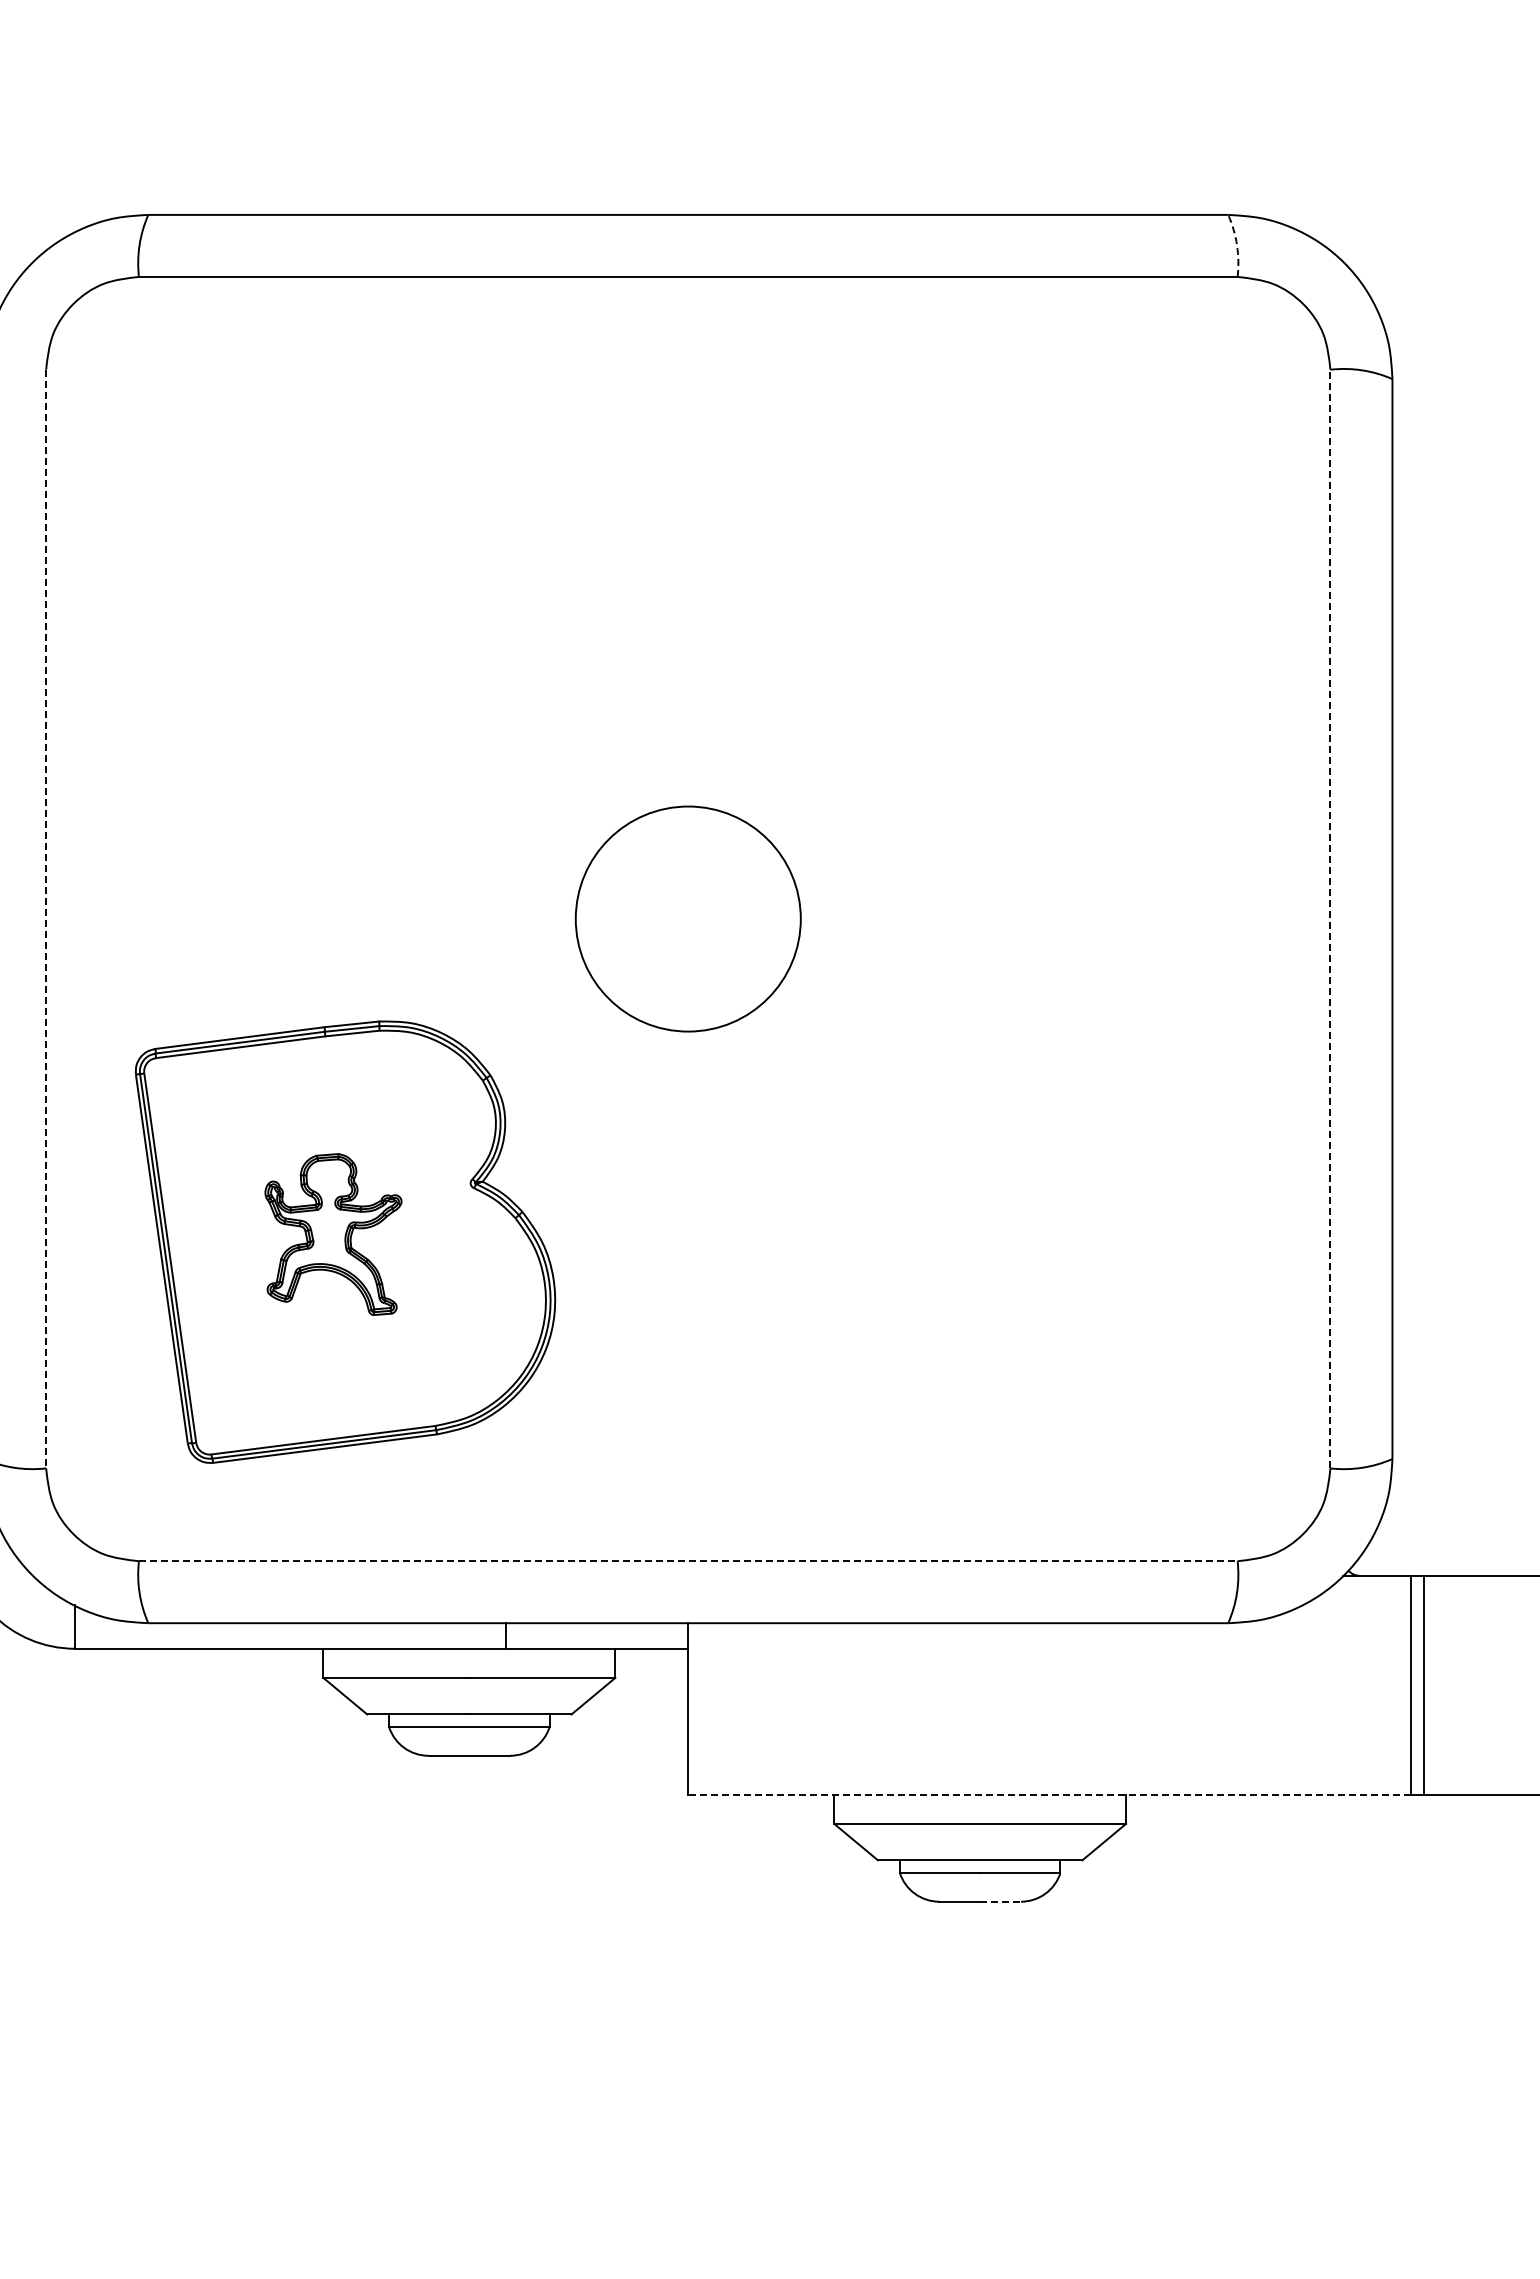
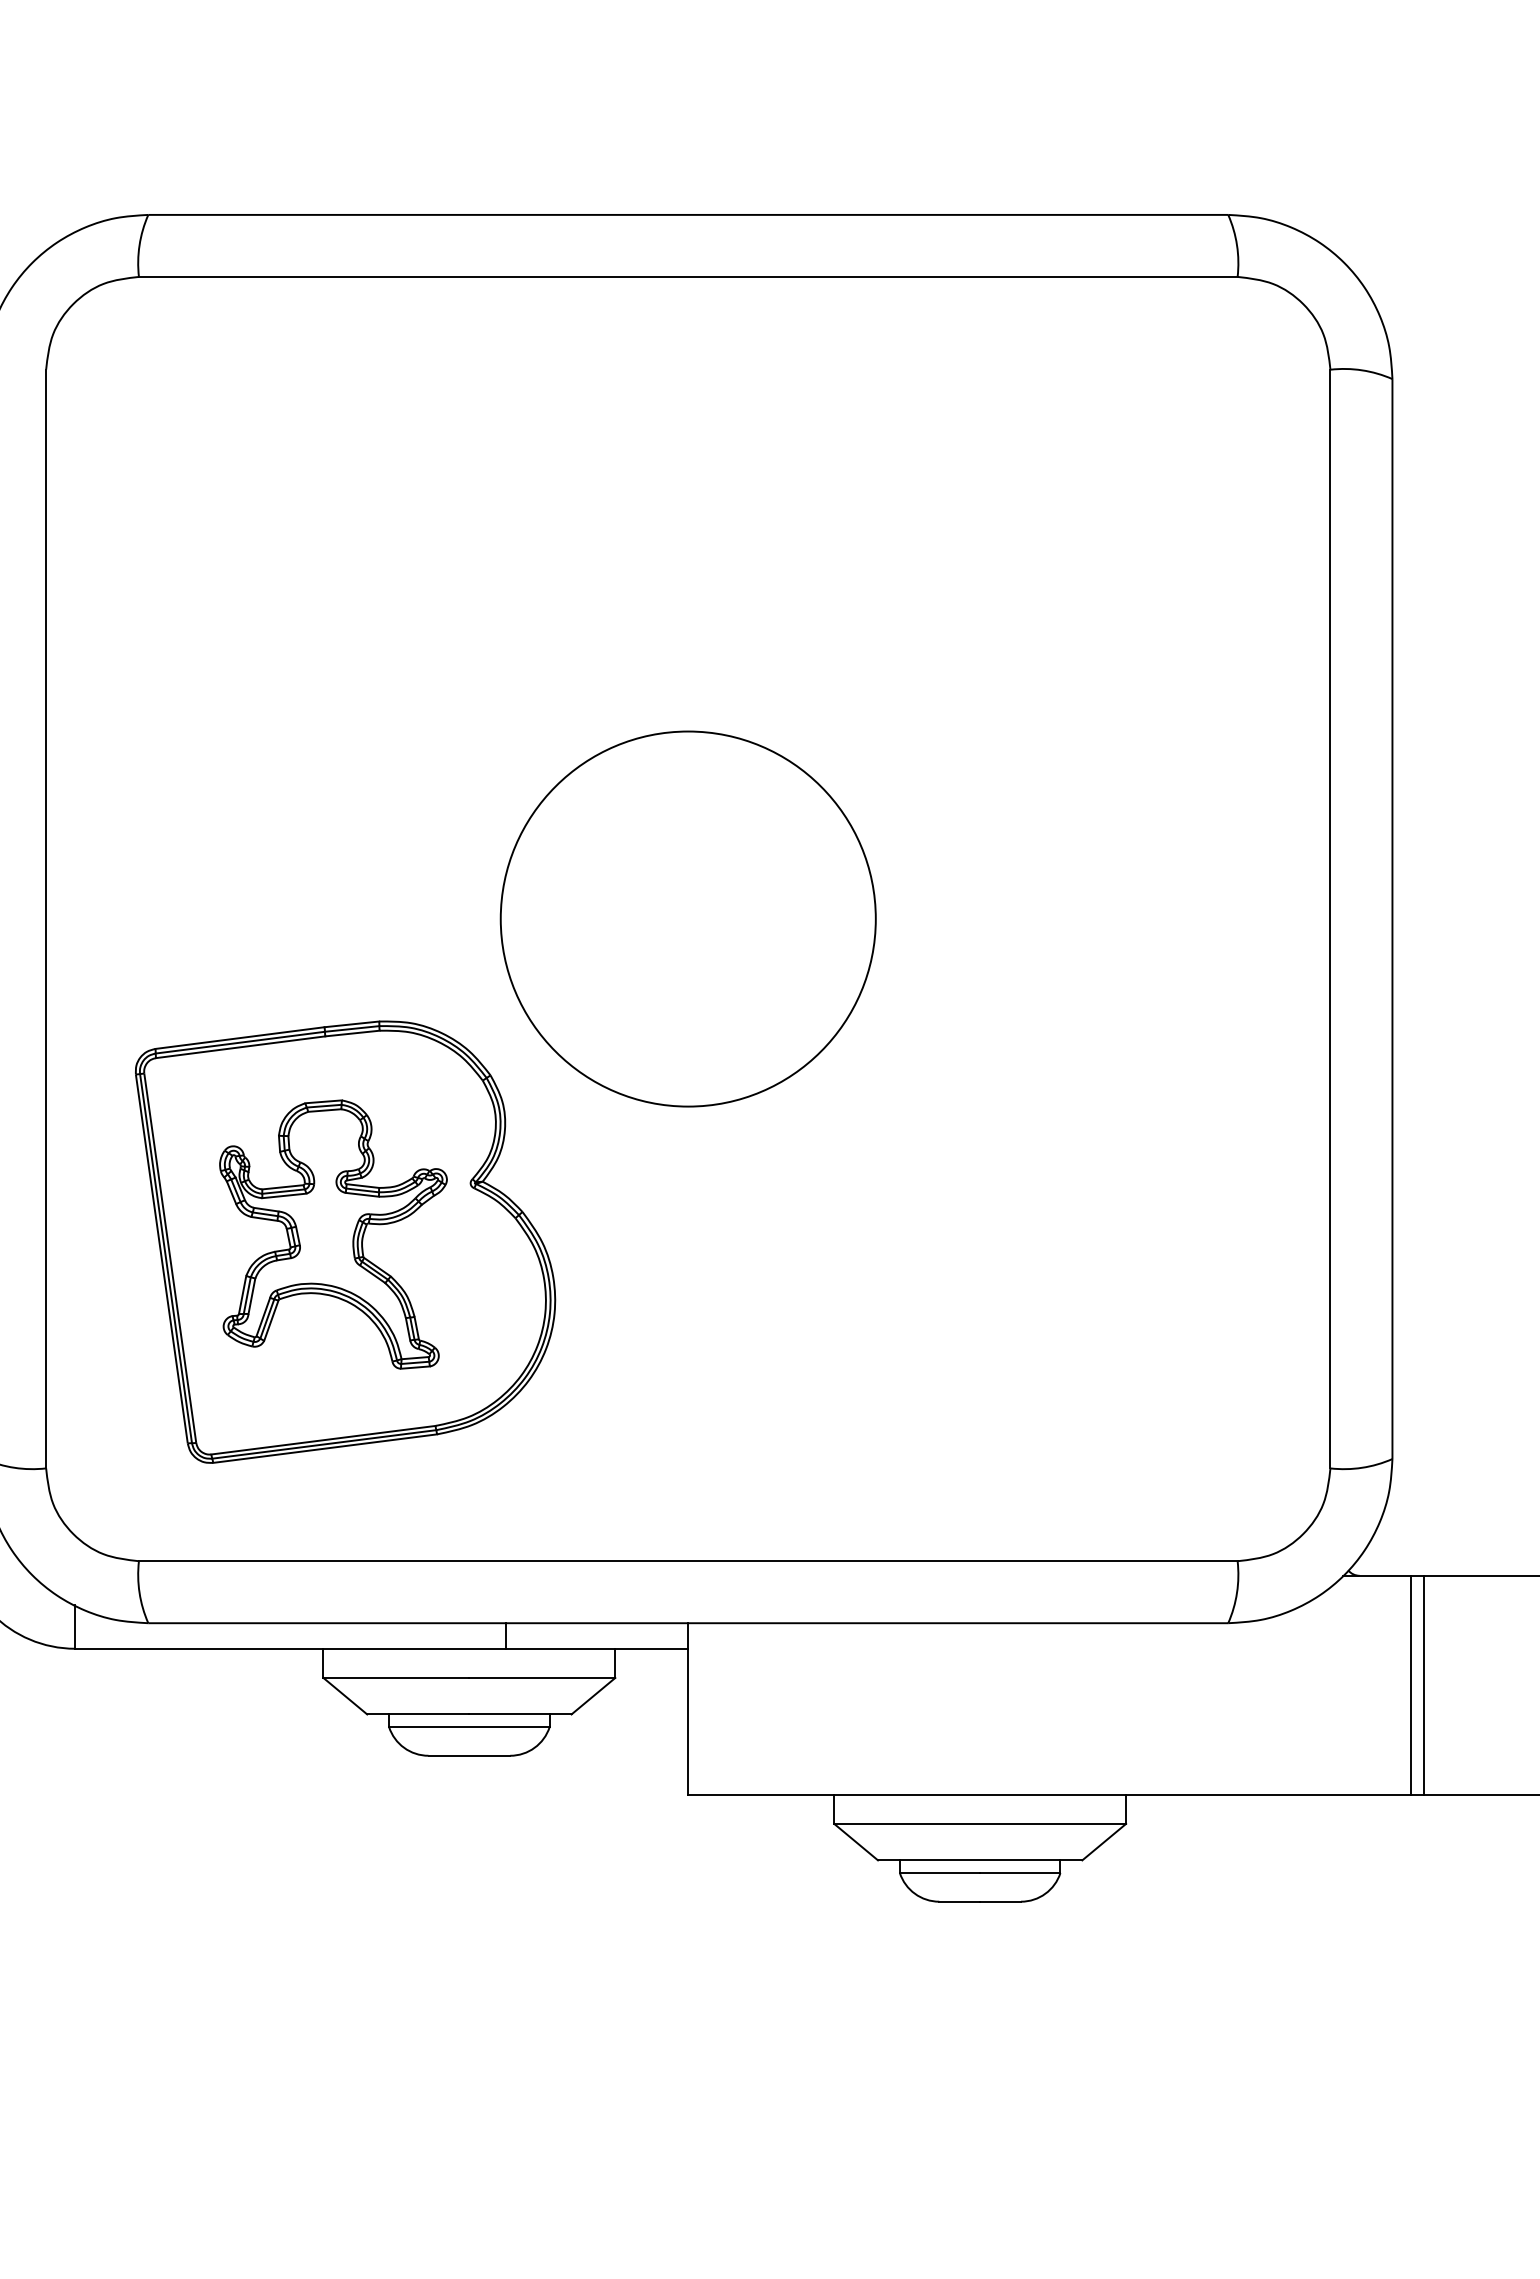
arc: dashed -> solid (1237, 245)
circle diameter: 225 px -> 375 px (687, 918)
line: dashed -> solid (1330, 918)
line: dashed -> solid (46, 919)
part size: 139x163 px -> 229x271 px (333, 1234)
line: dashed -> solid (688, 1561)
line: dashed -> solid (1048, 1794)
line: dashed -> solid (1001, 1901)
